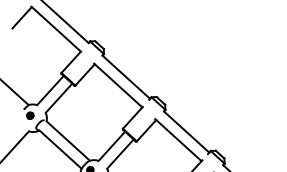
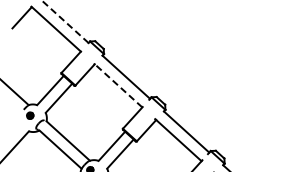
line: solid -> dashed (65, 21)
line: solid -> dashed (118, 85)
